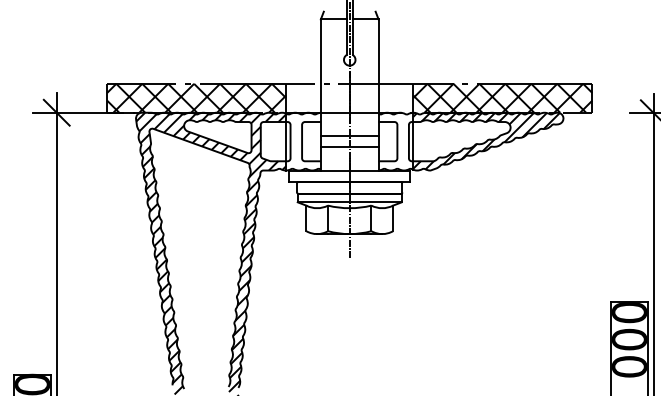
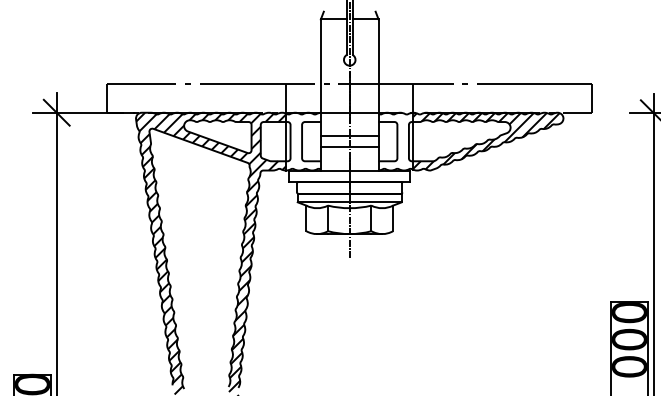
hatch: present -> none (196, 97)
hatch: present -> none (502, 97)
